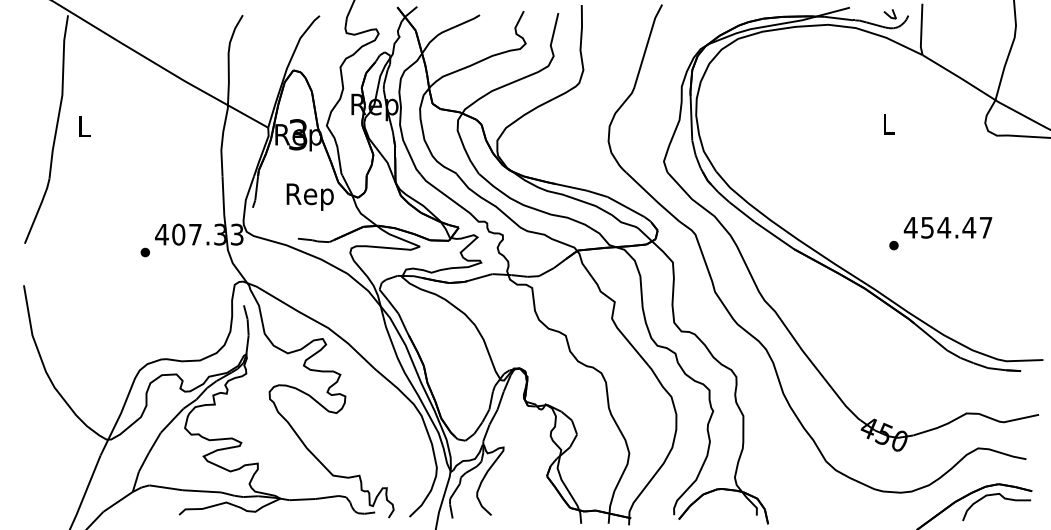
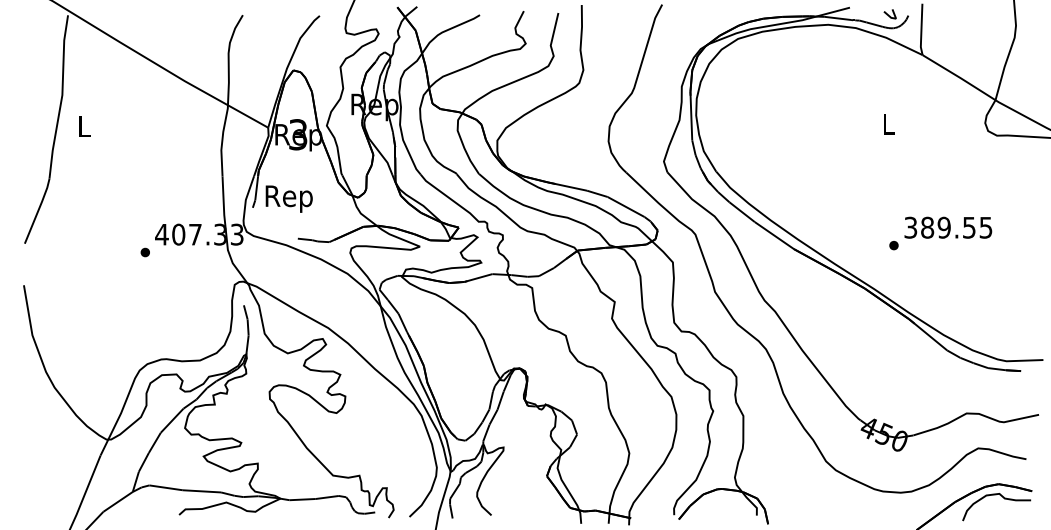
text position: (309, 196) -> (288, 198) (288, 198)
text: 454.47 -> 389.55 (947, 227)
